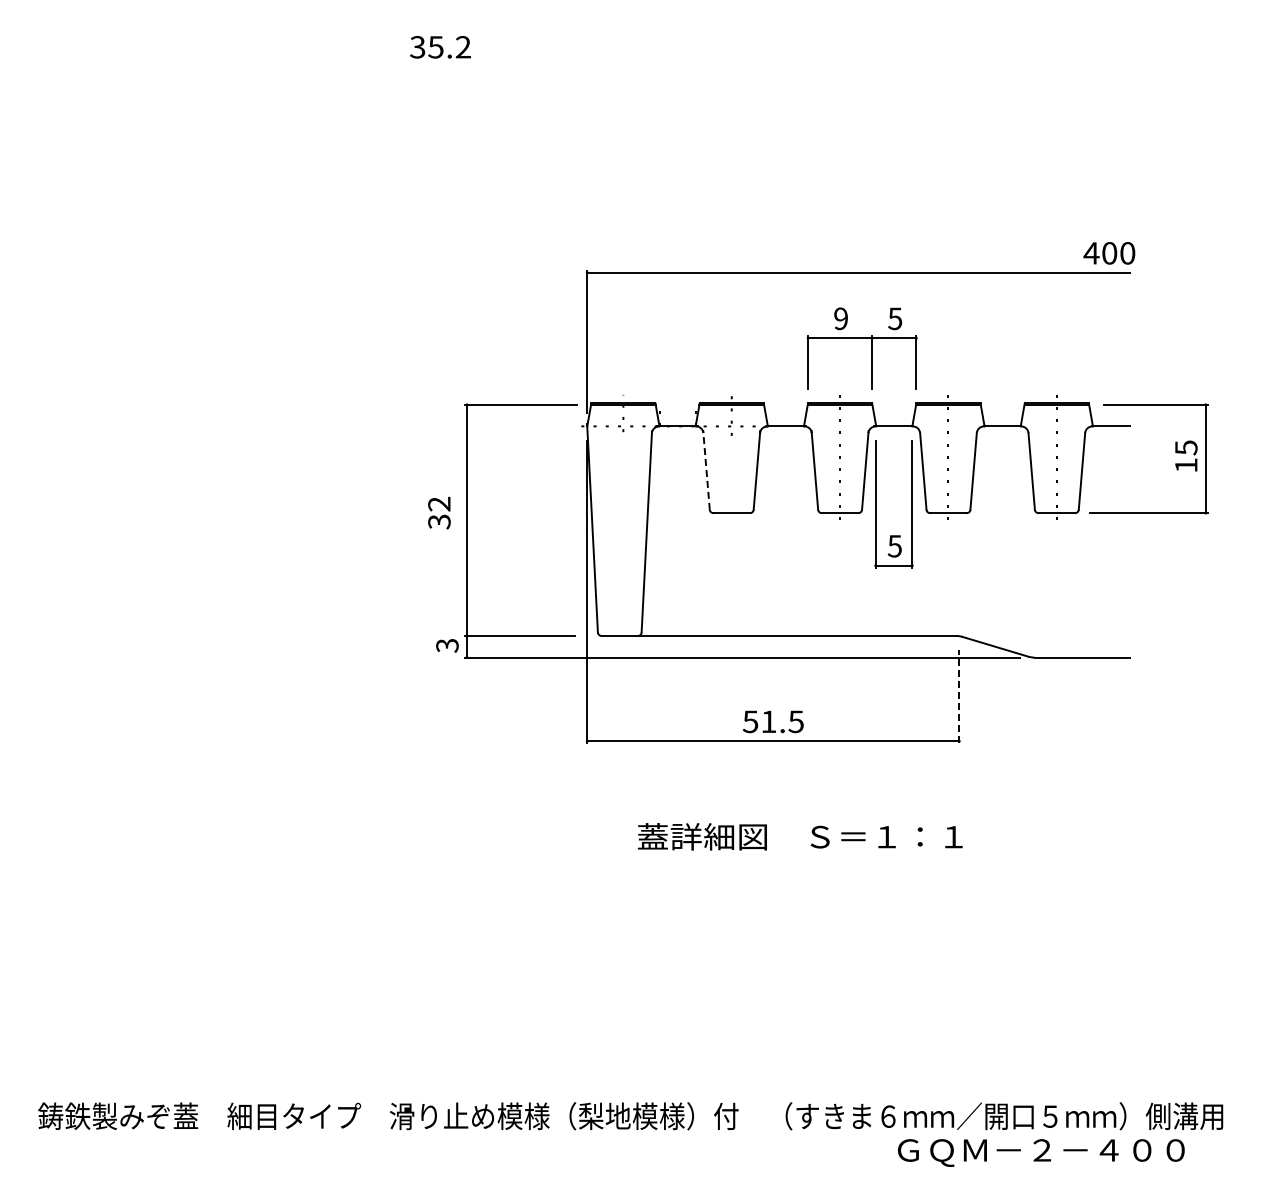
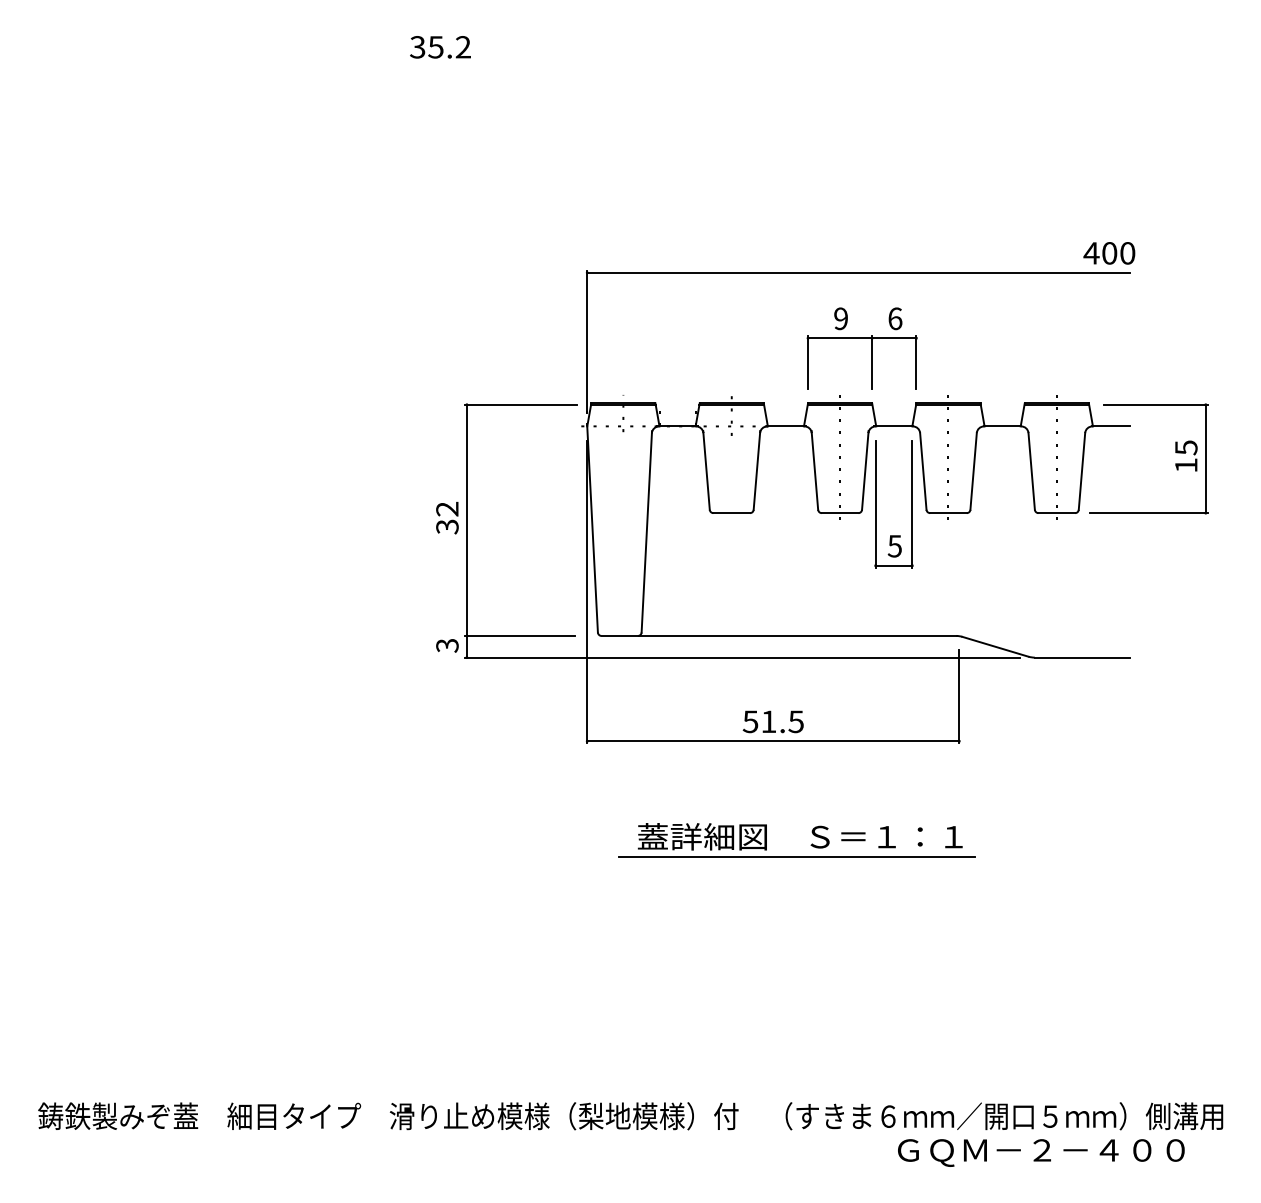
text: 5 -> 6 (895, 318)
line: dashed -> solid (706, 471)
text position: (439, 513) -> (447, 518) (447, 518)
line: dashed -> solid (959, 696)
line: none -> present (796, 856)
